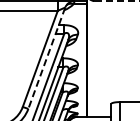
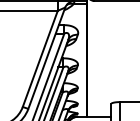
line: dashed -> solid (116, 0)
line: dashed -> solid (46, 58)
